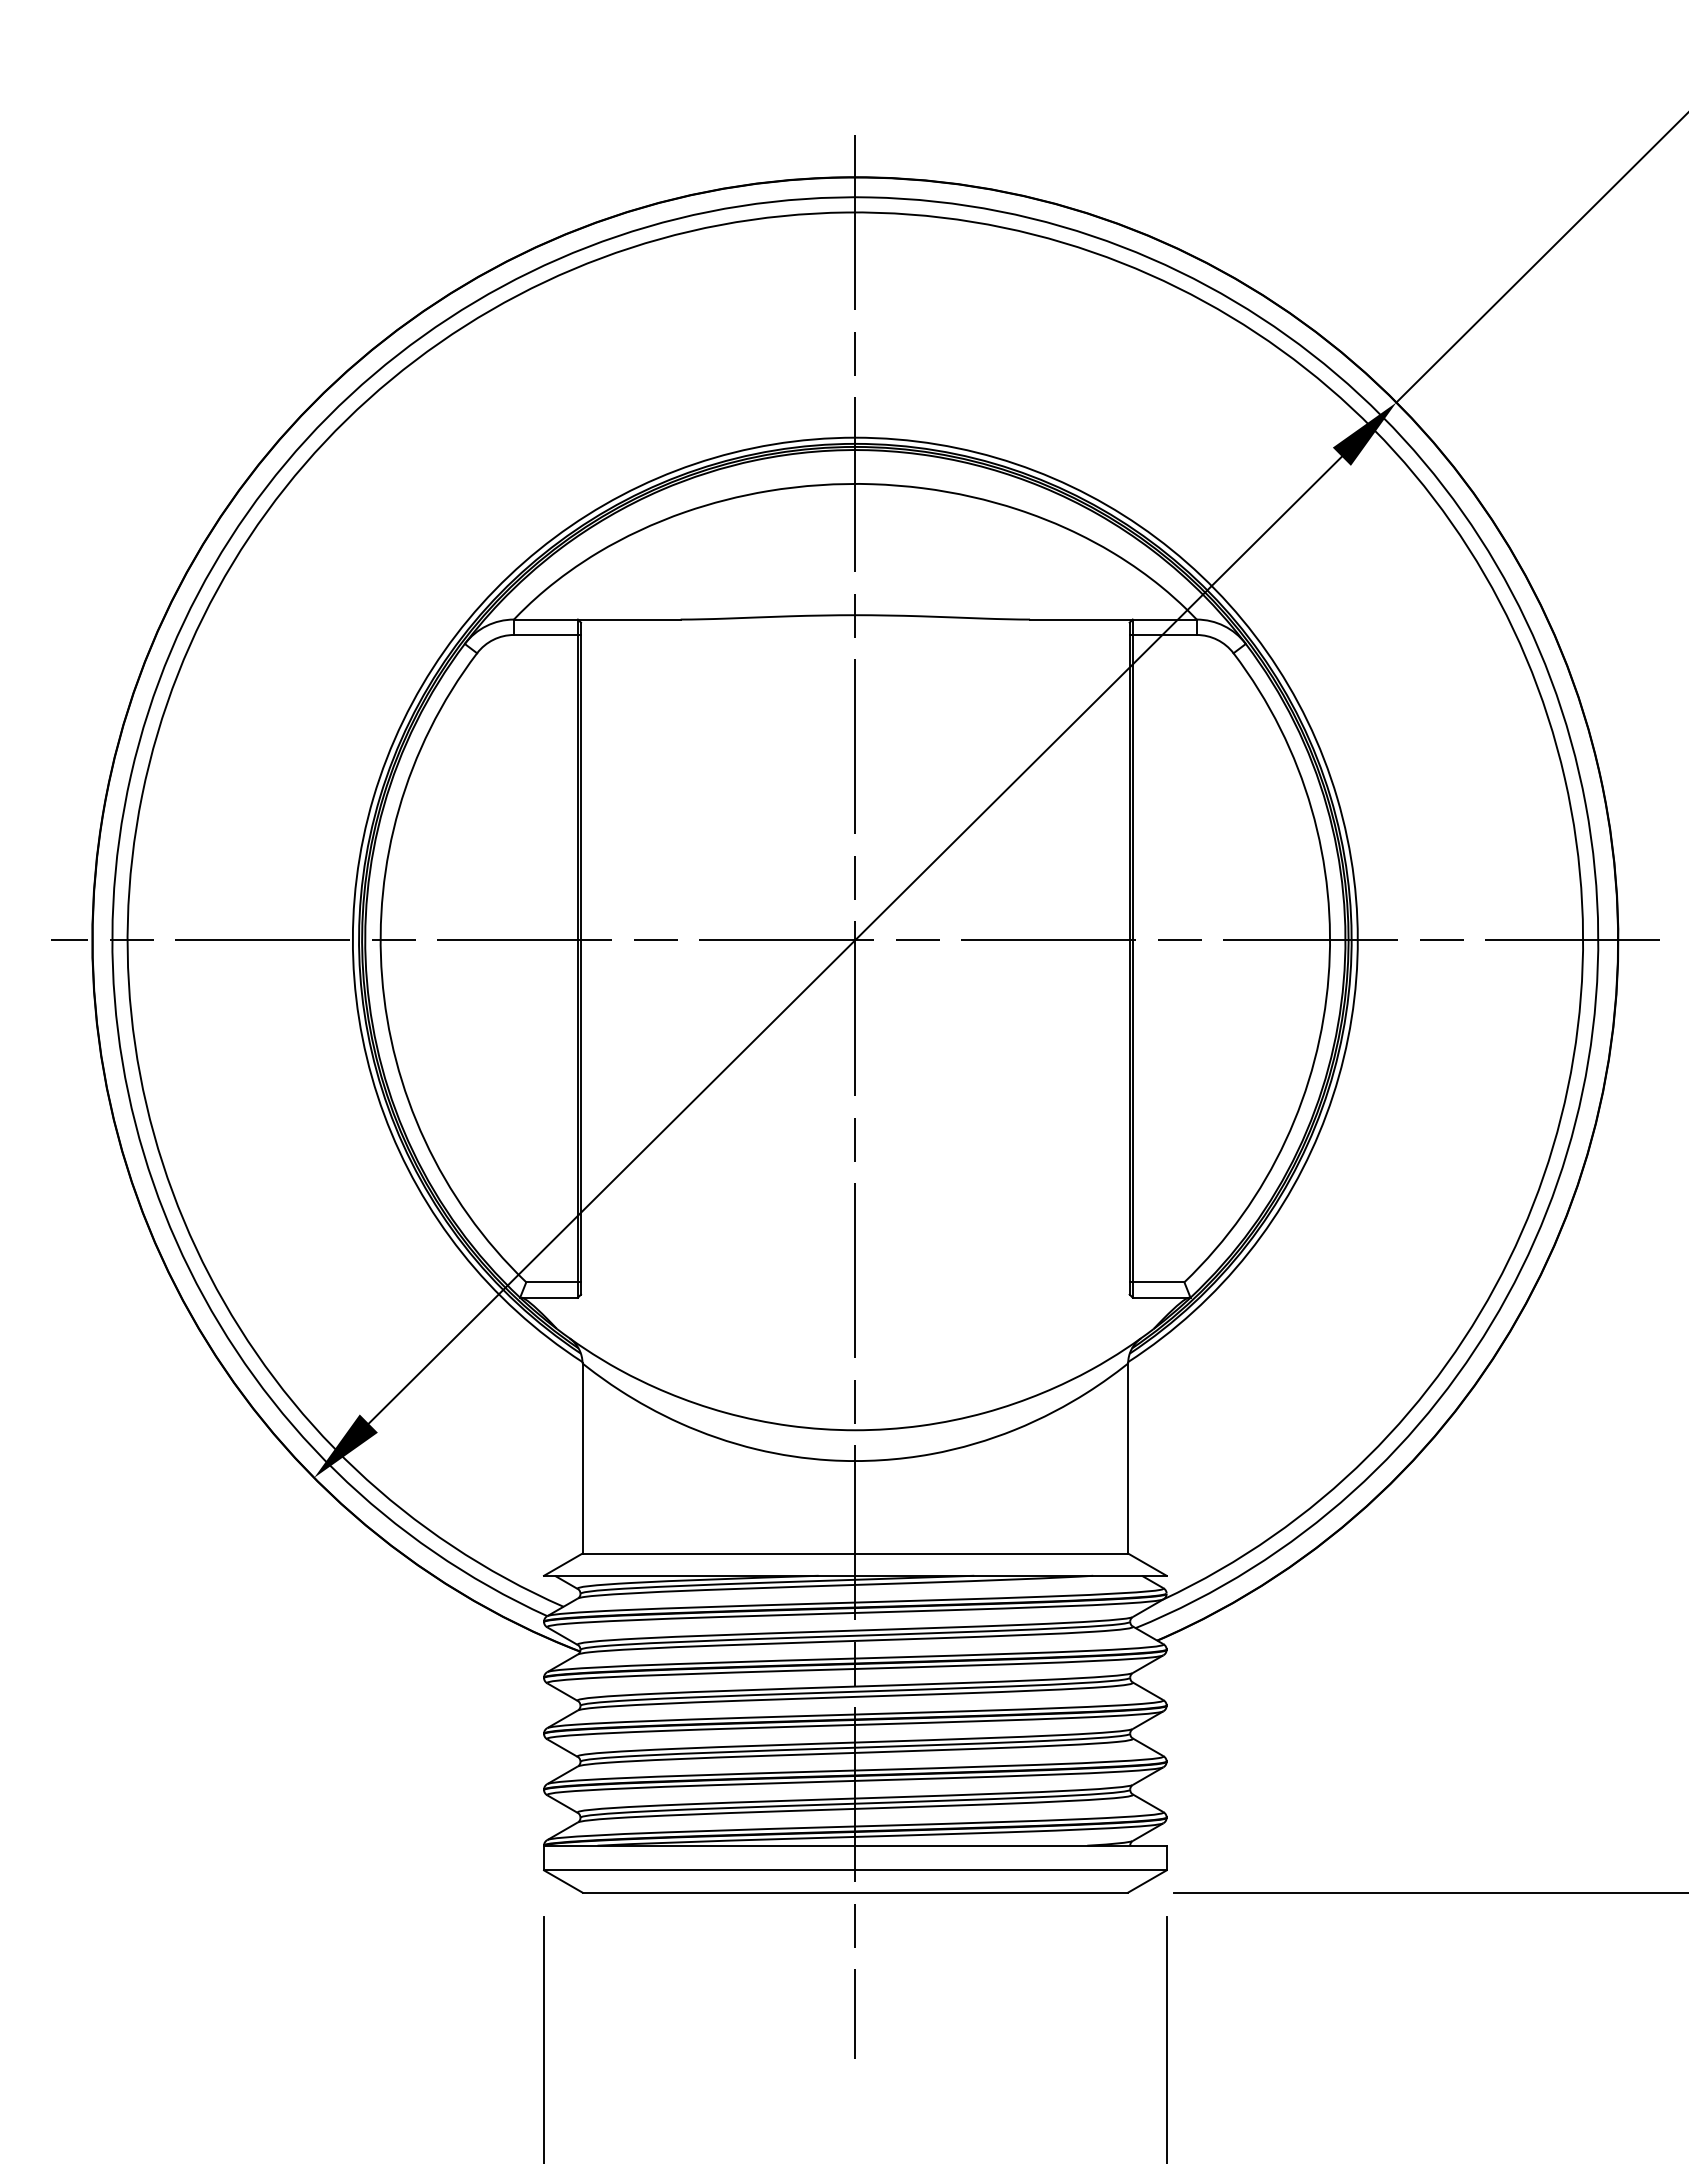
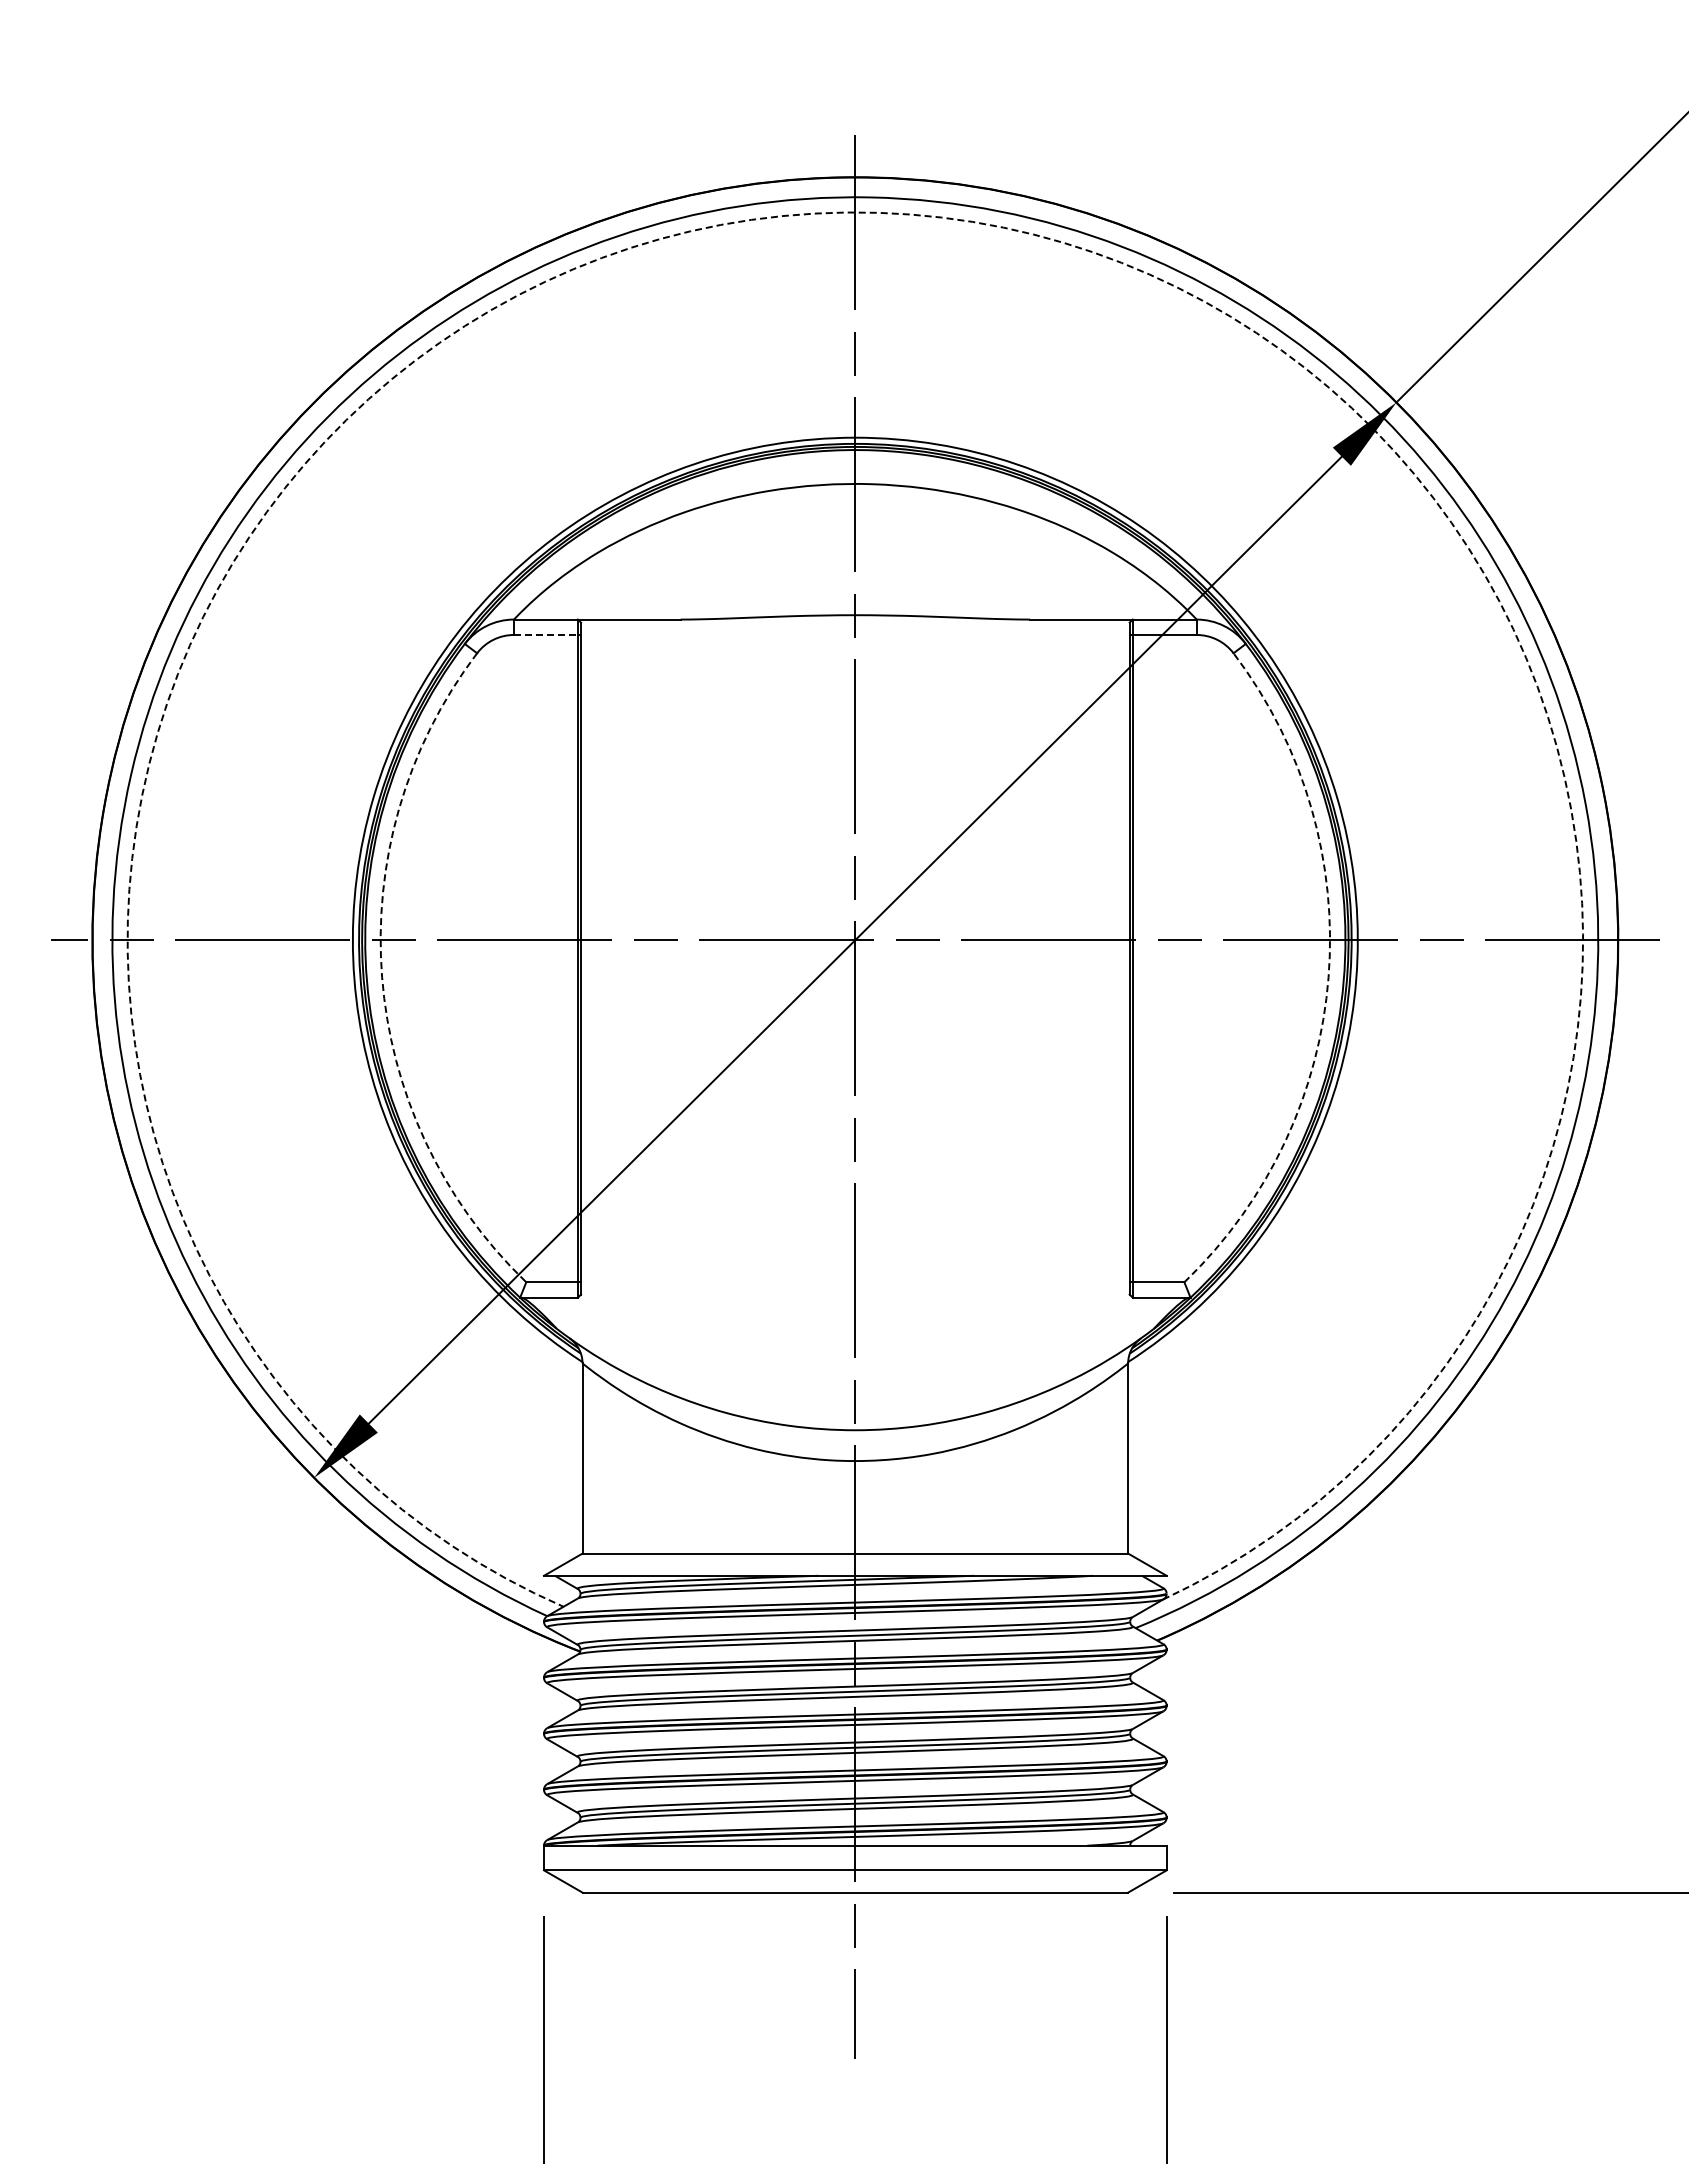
arc: solid -> dashed (846, 212)
line: solid -> dashed (545, 634)
arc: solid -> dashed (382, 977)
arc: solid -> dashed (1328, 977)
